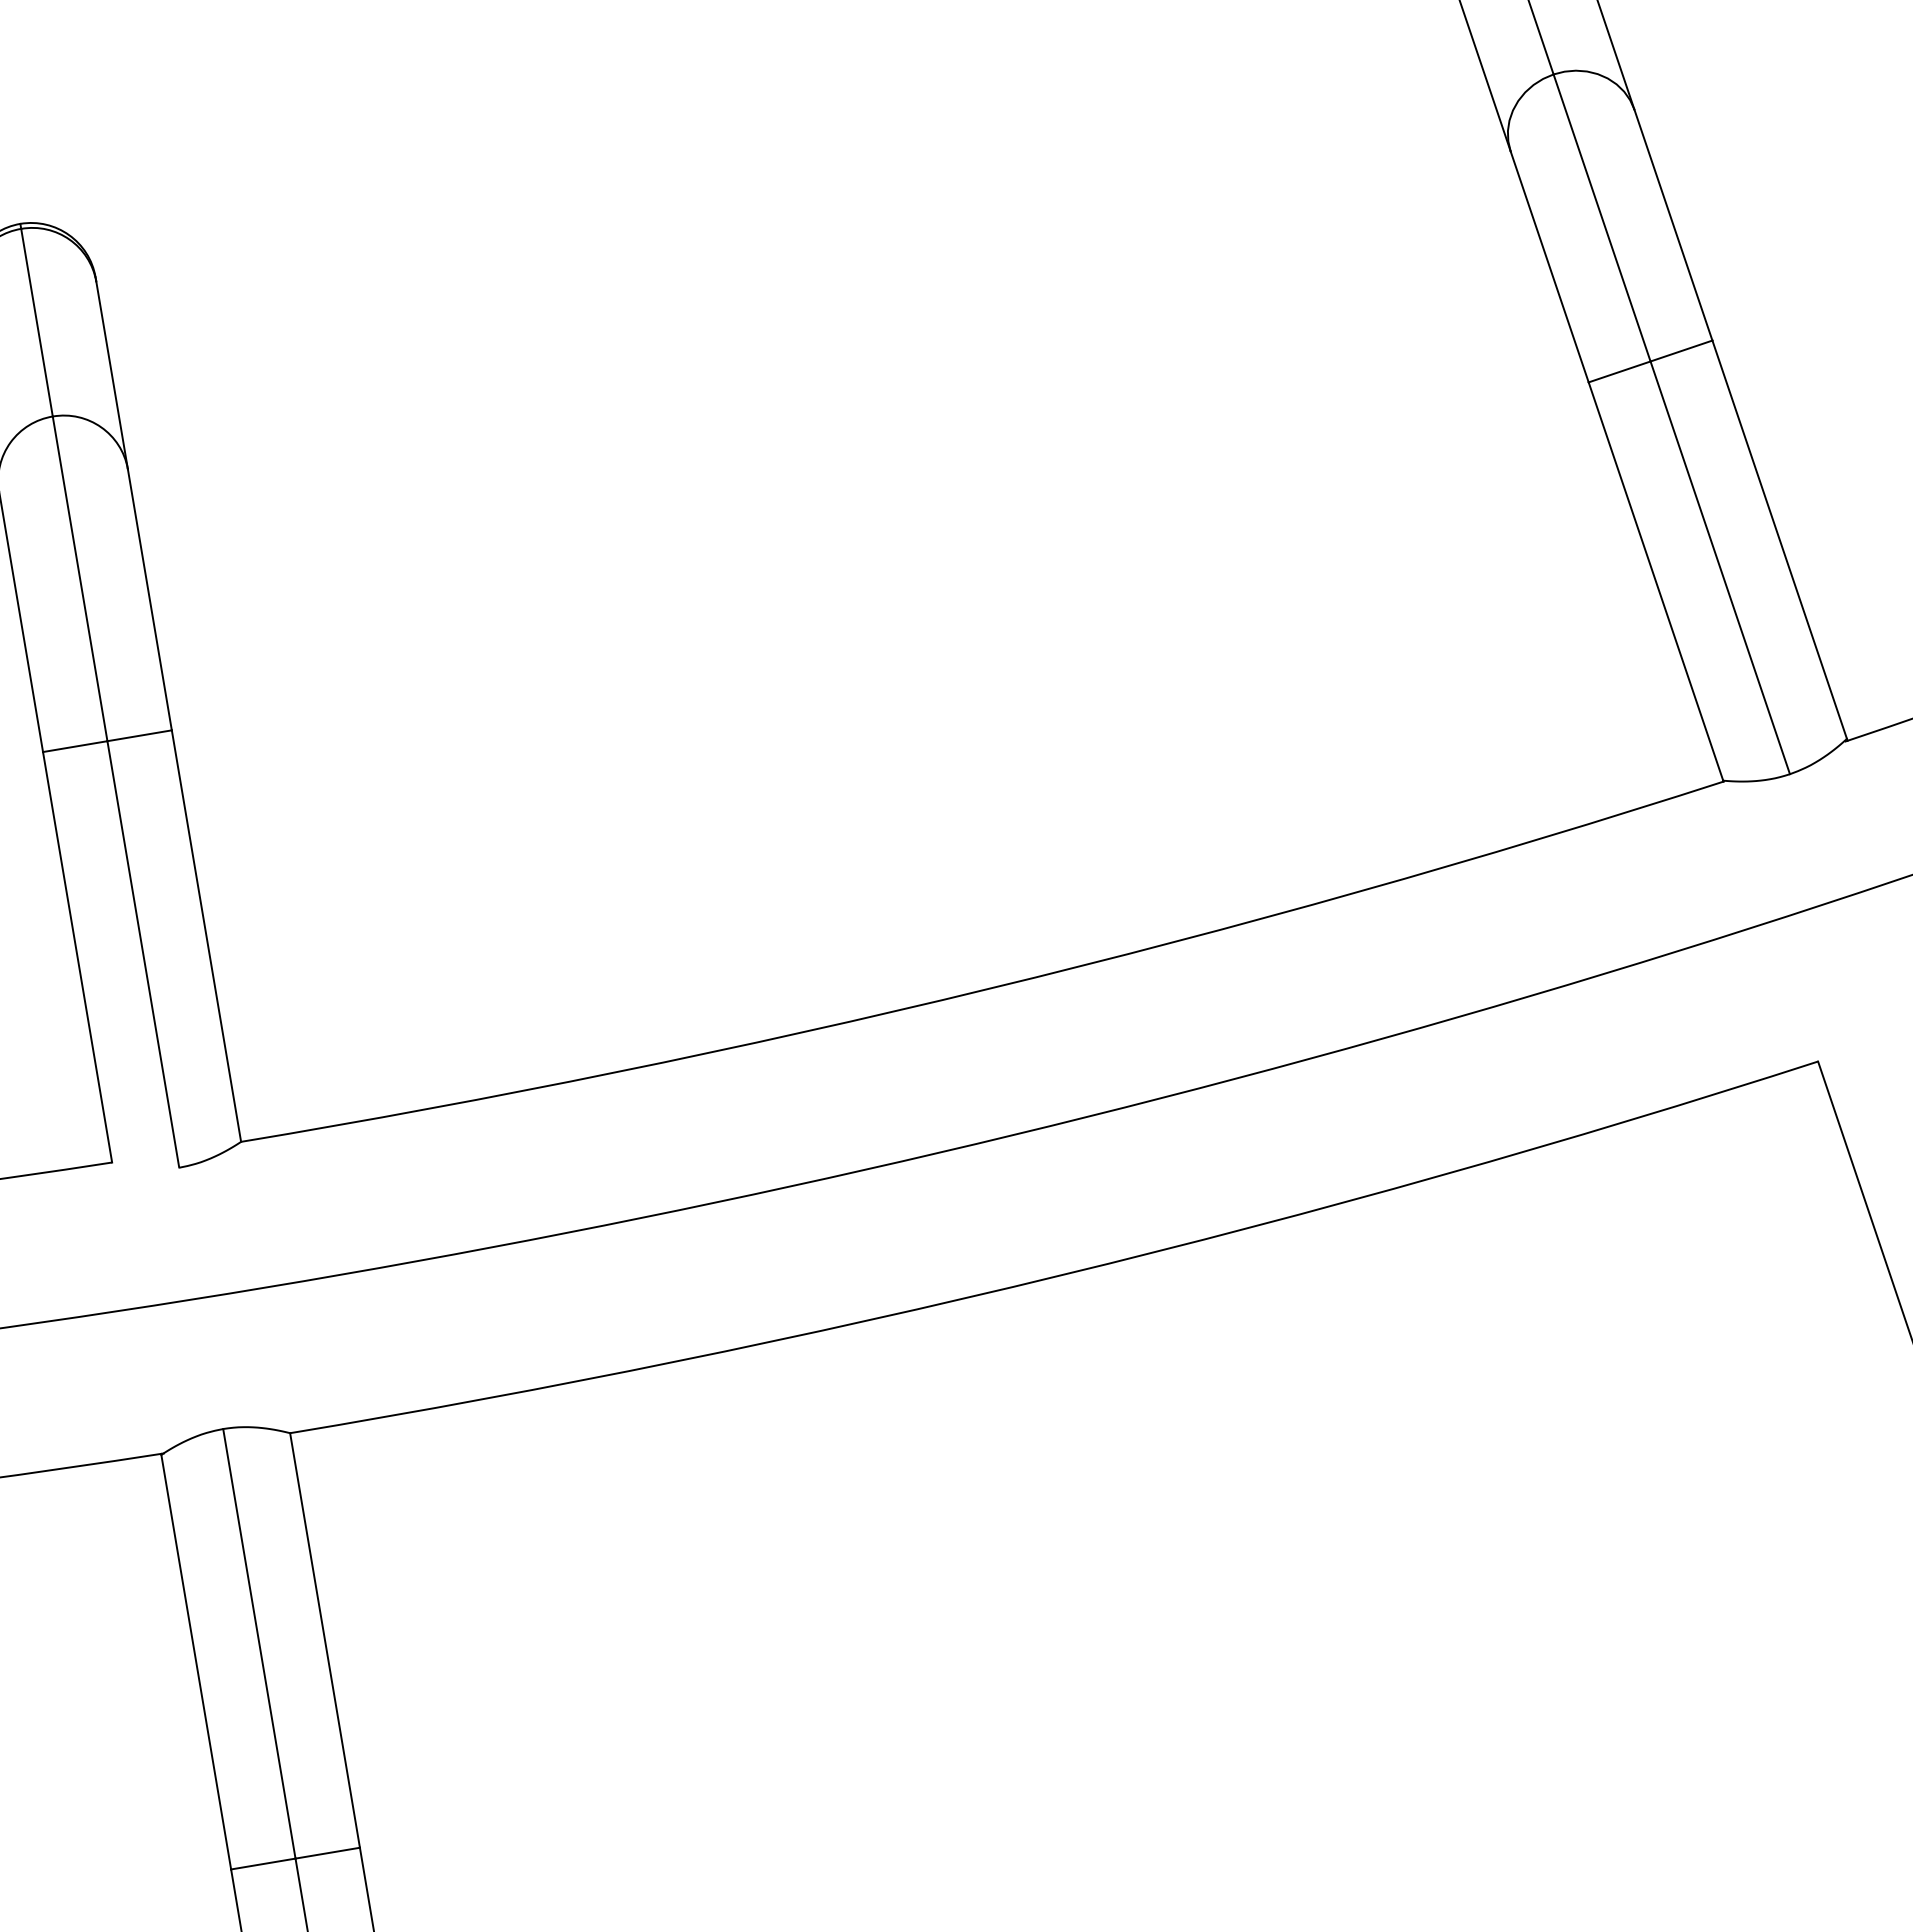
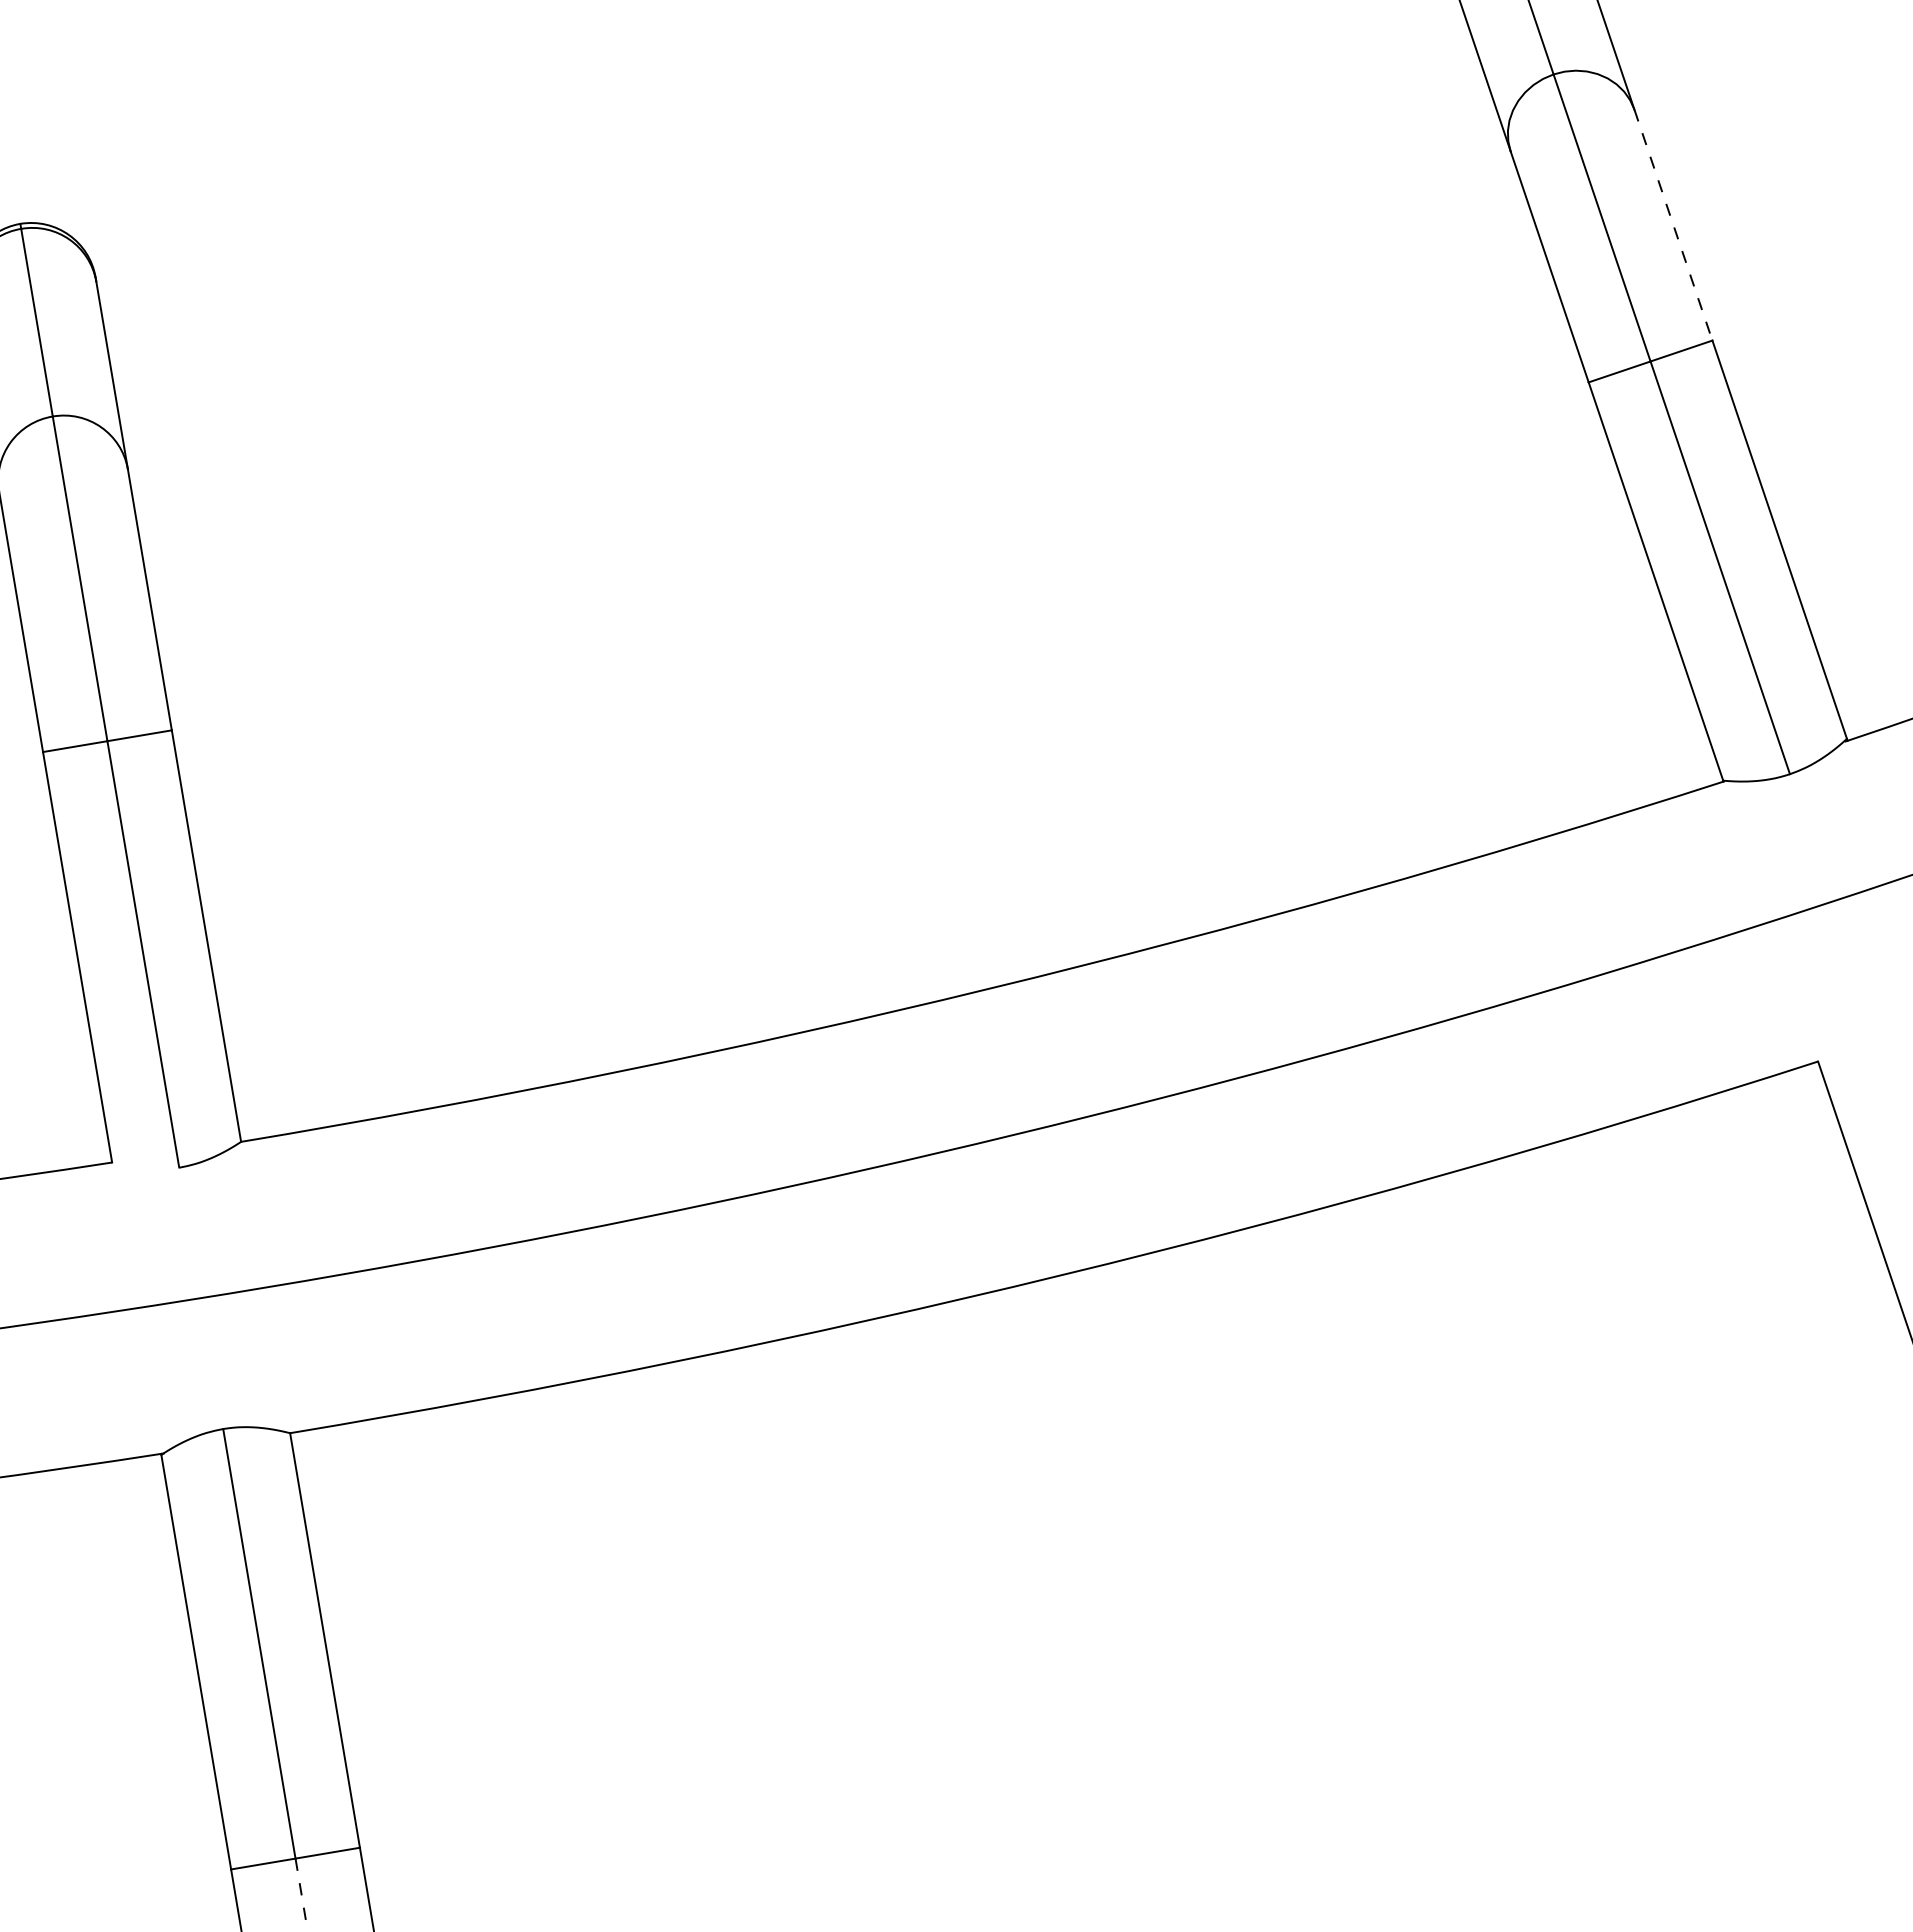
line: solid -> dashed (1673, 225)
line: solid -> dashed (301, 1895)
